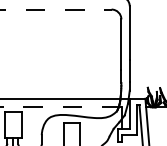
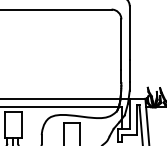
line: dashed -> solid (55, 9)
line: dashed -> solid (60, 107)
